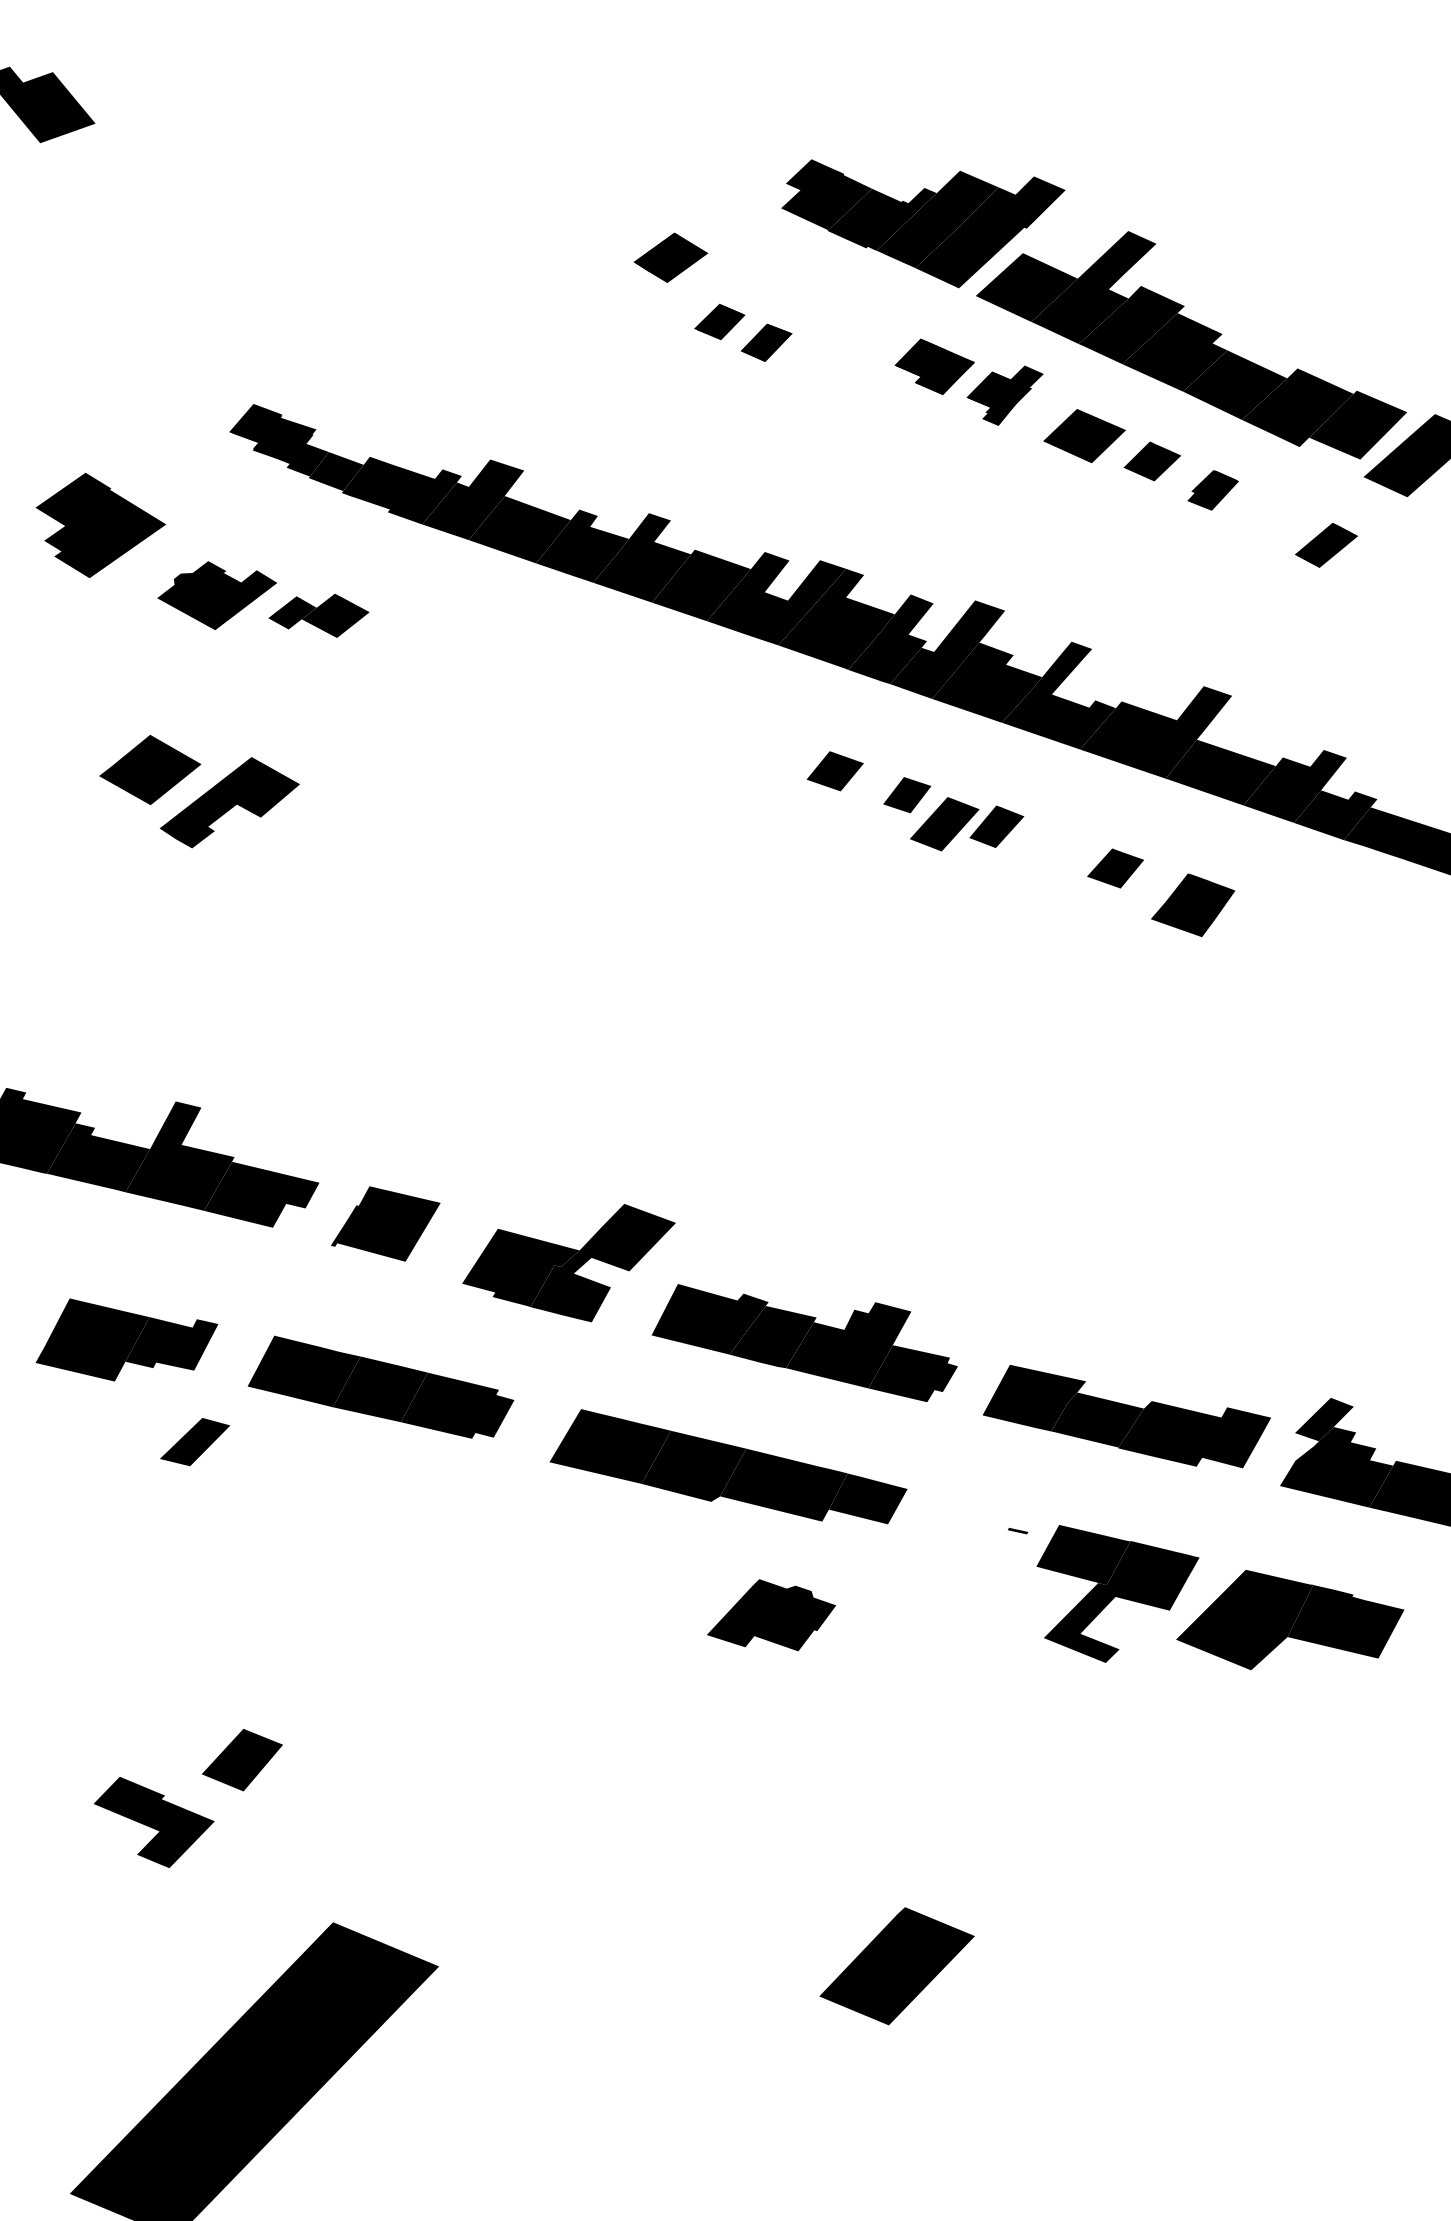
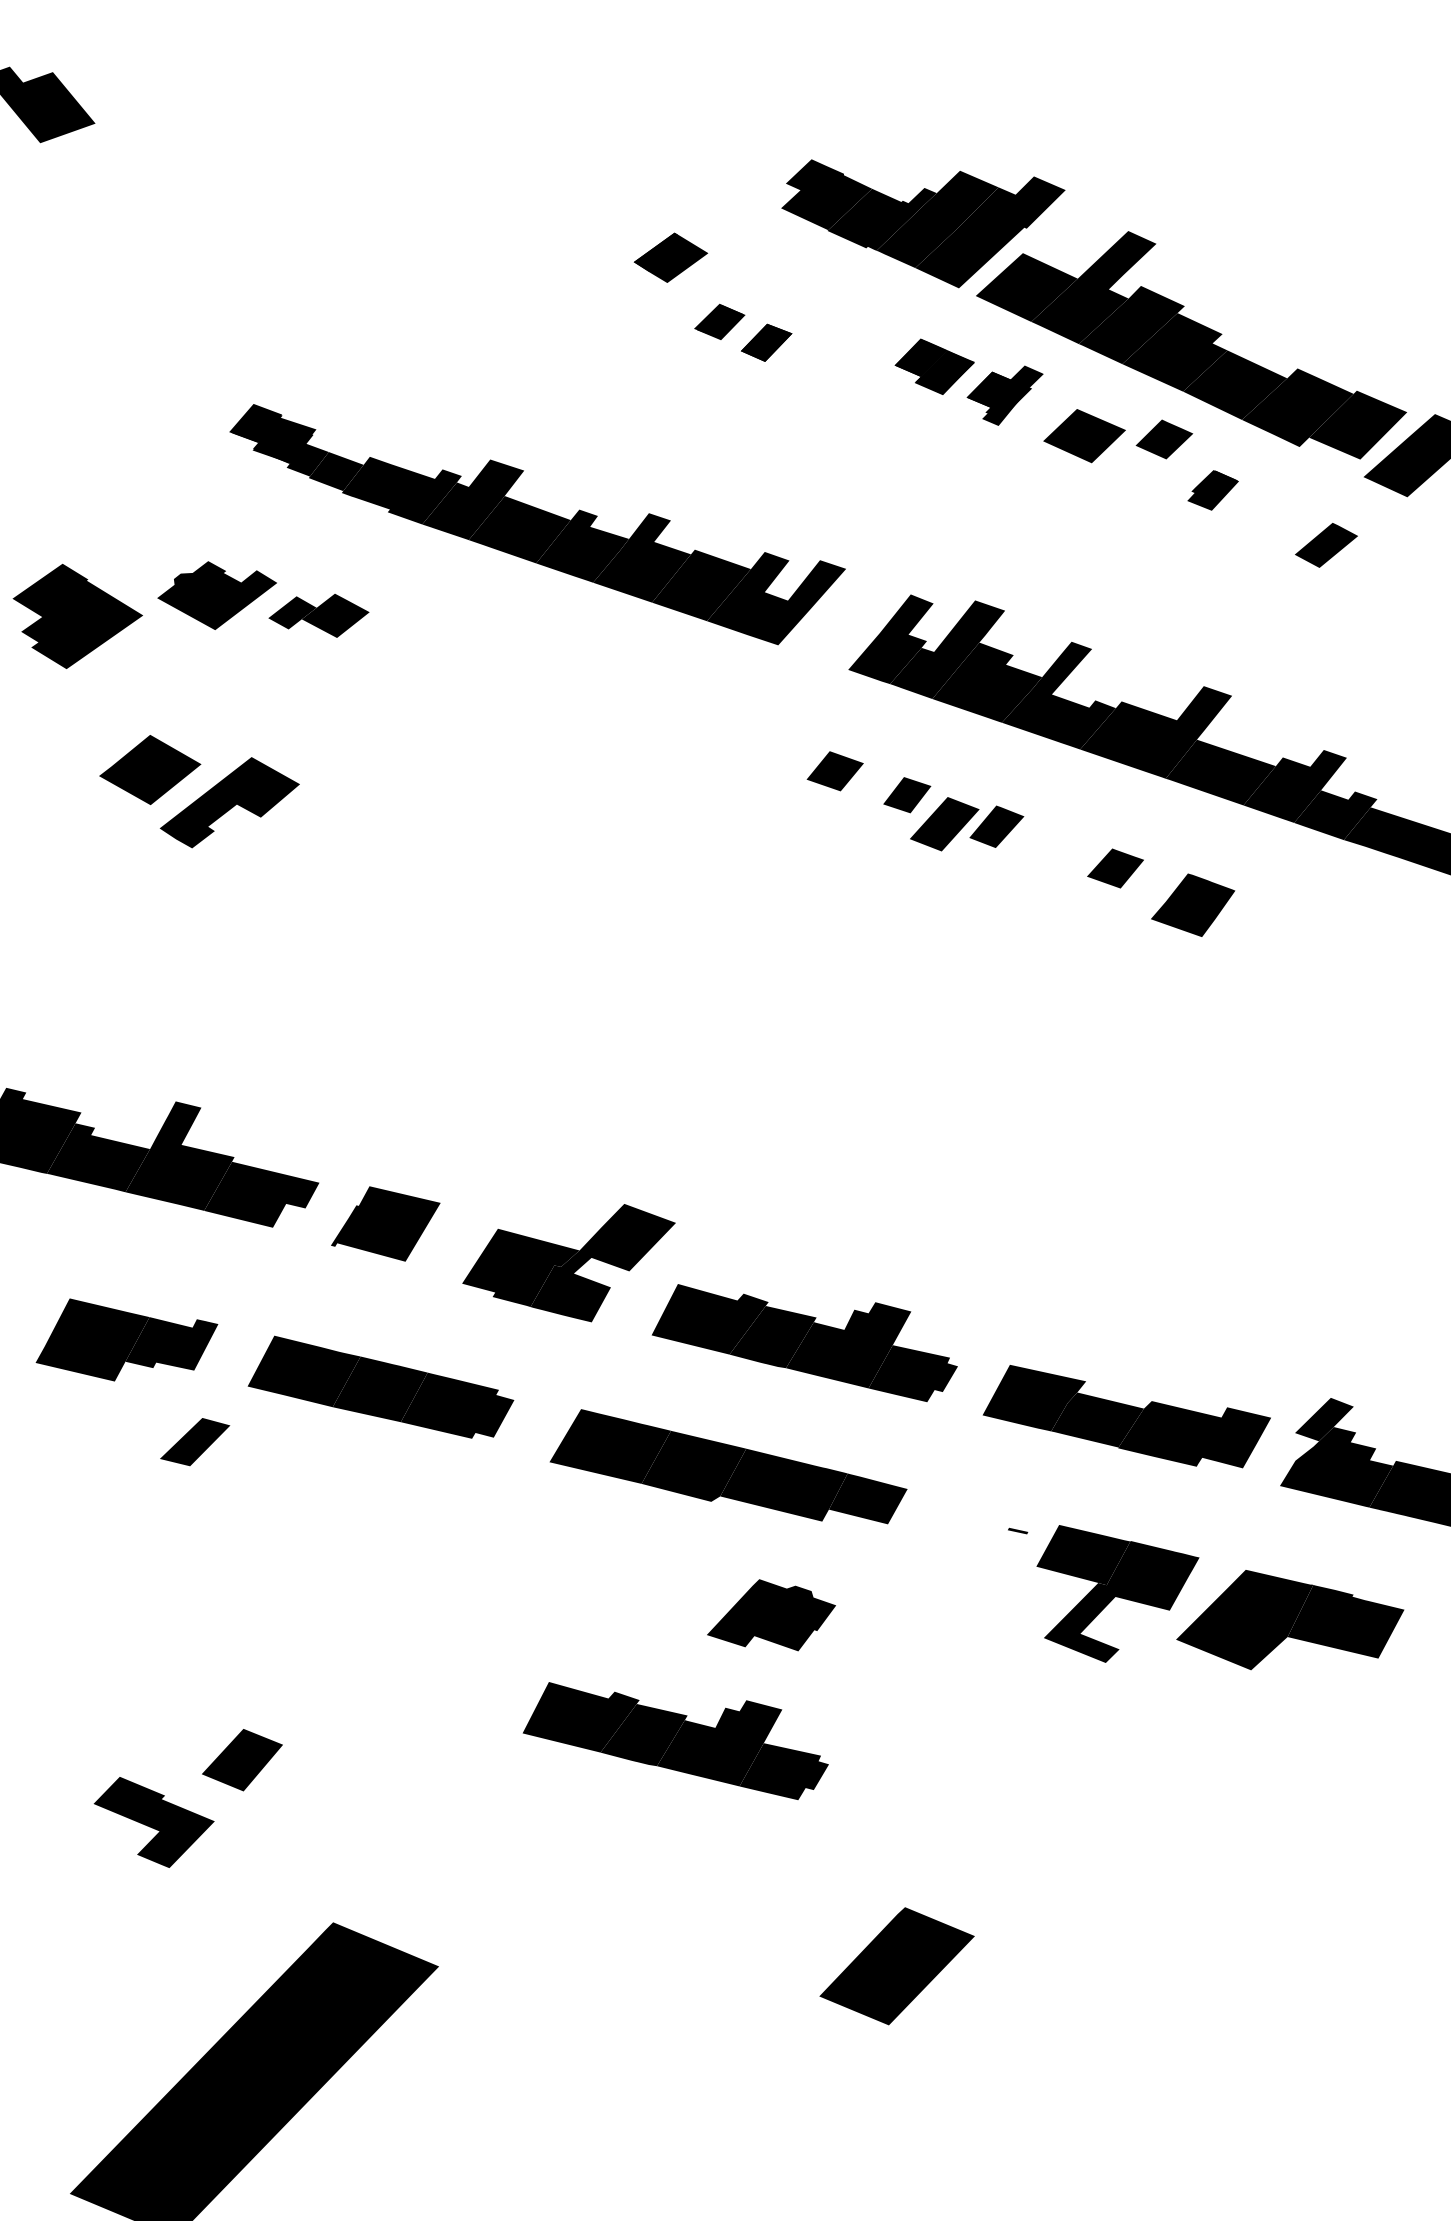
part position: (1152, 461) -> (1164, 439) (1164, 439)
part position: (100, 524) -> (77, 615) (77, 615)
fill: present -> none (836, 618)
part: none -> present (675, 1740)
